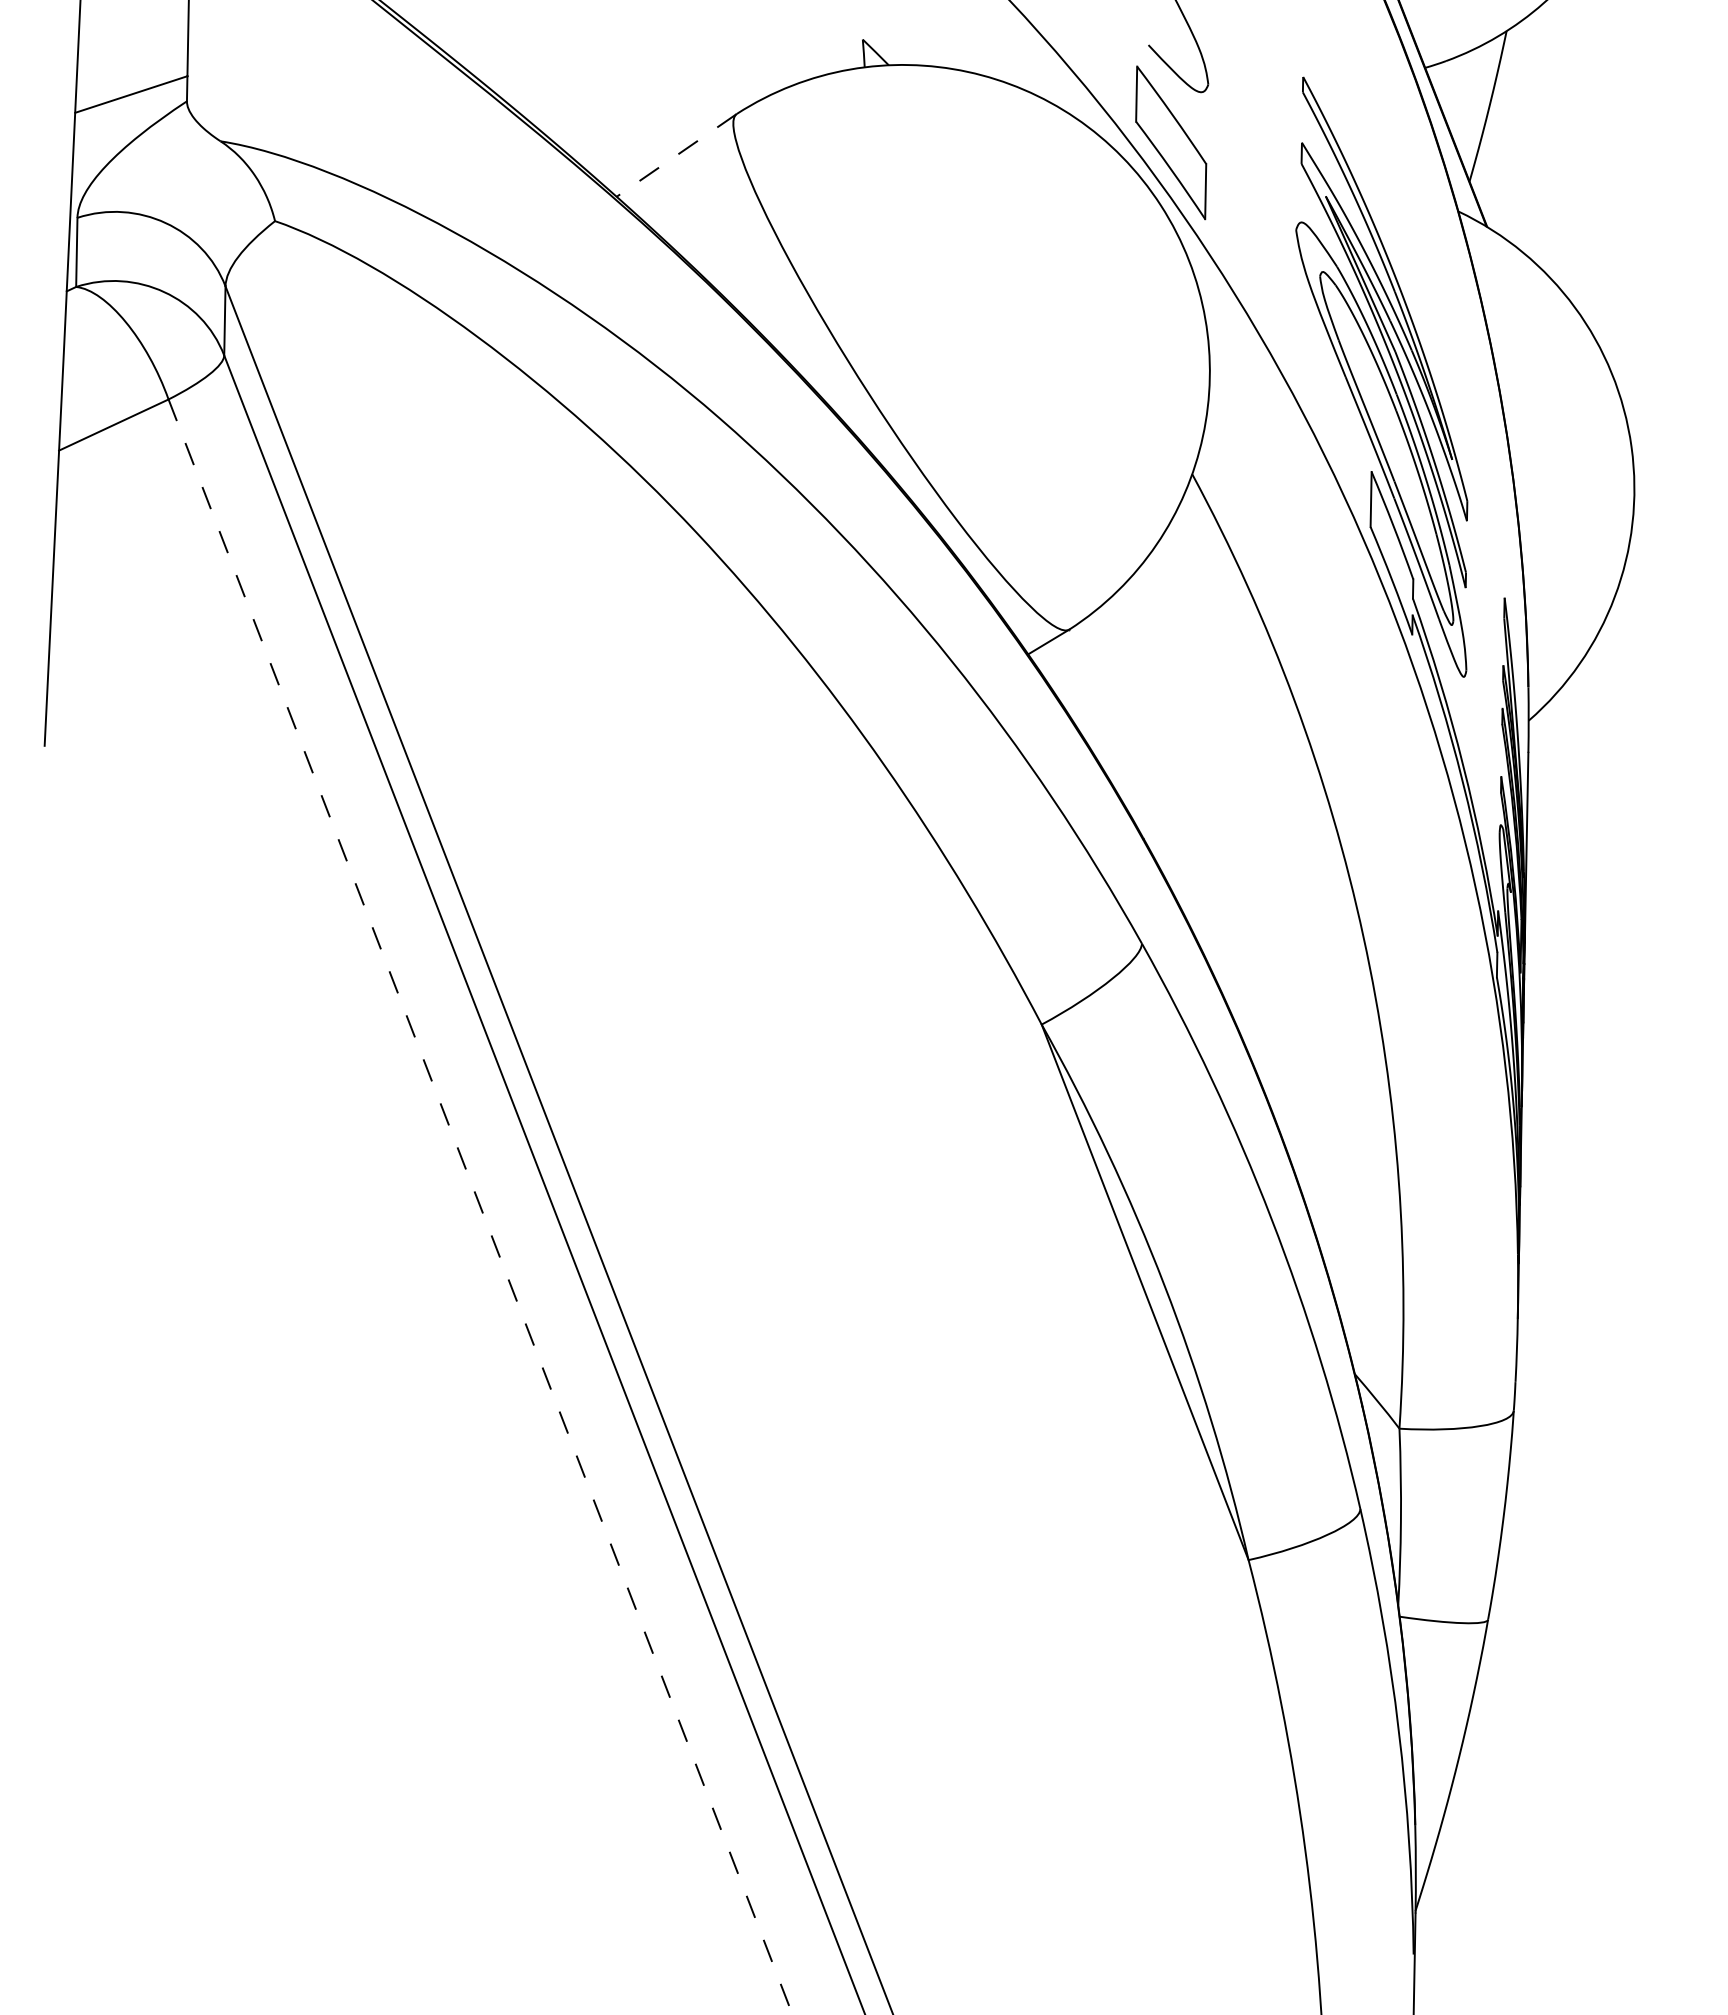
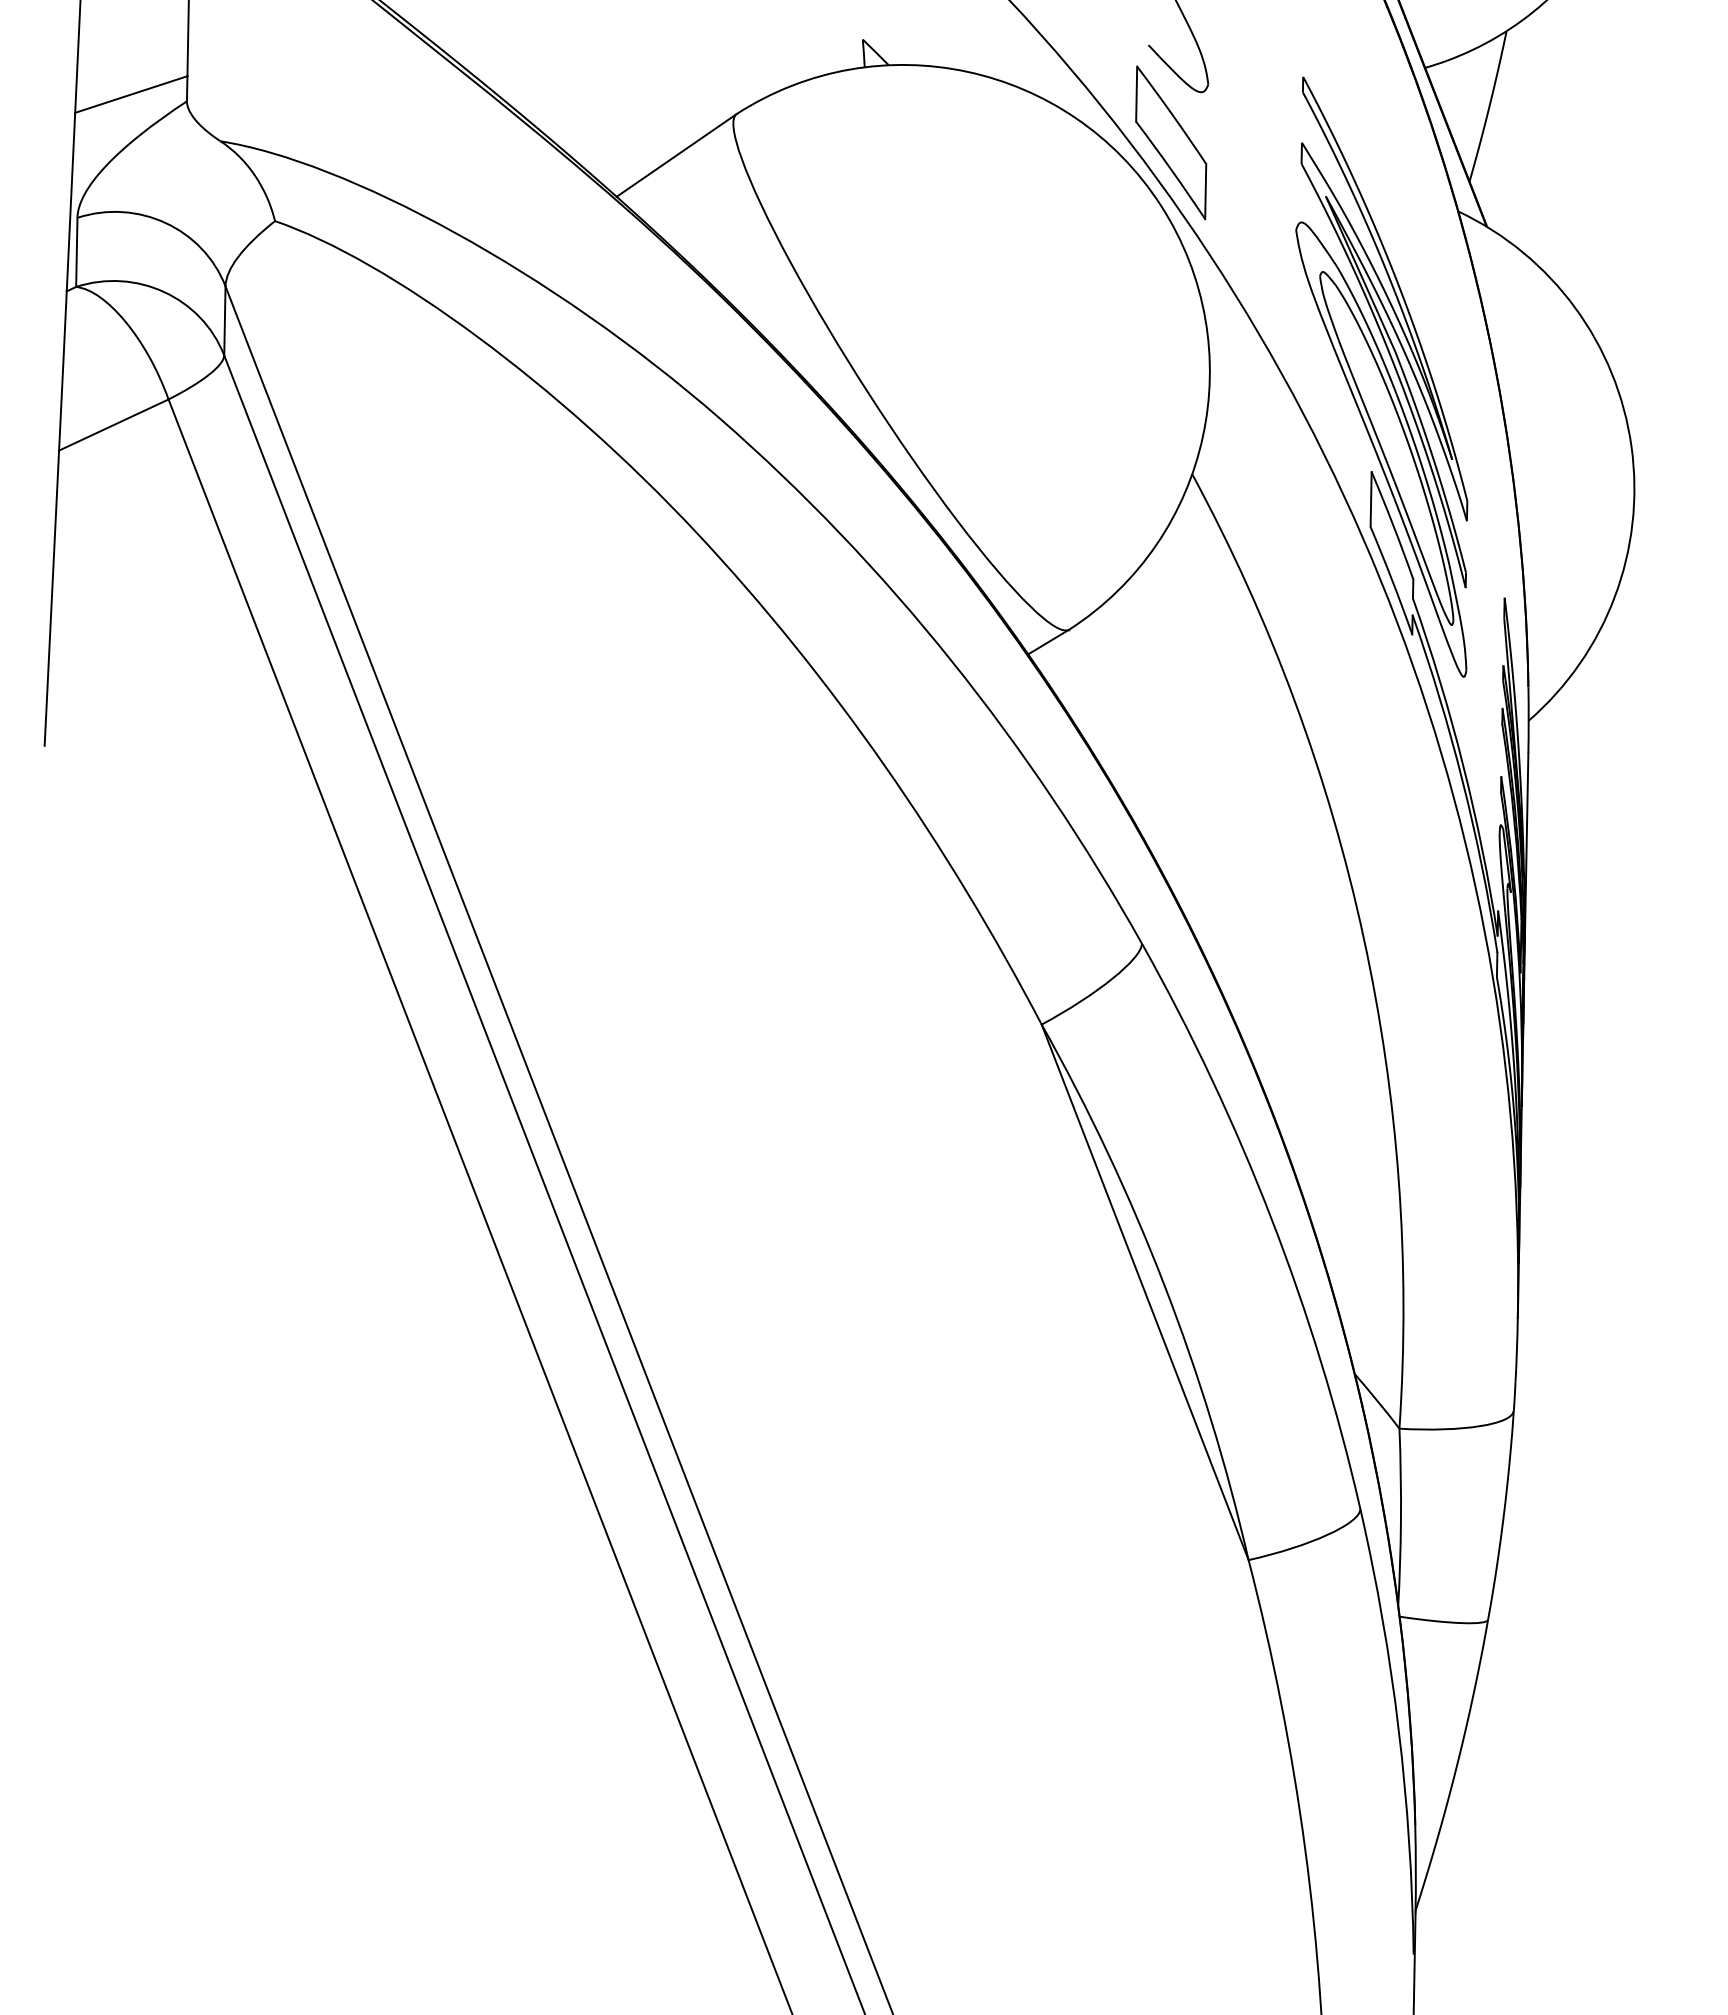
line: dashed -> solid (676, 155)
line: dashed -> solid (480, 1207)
